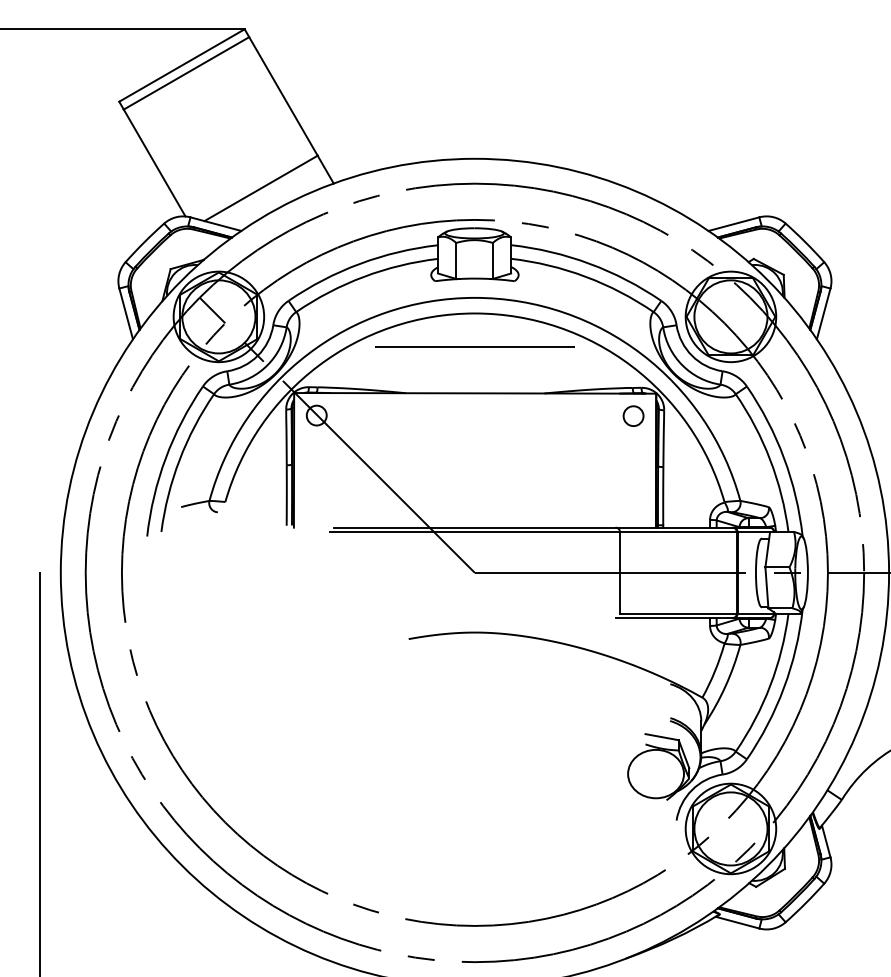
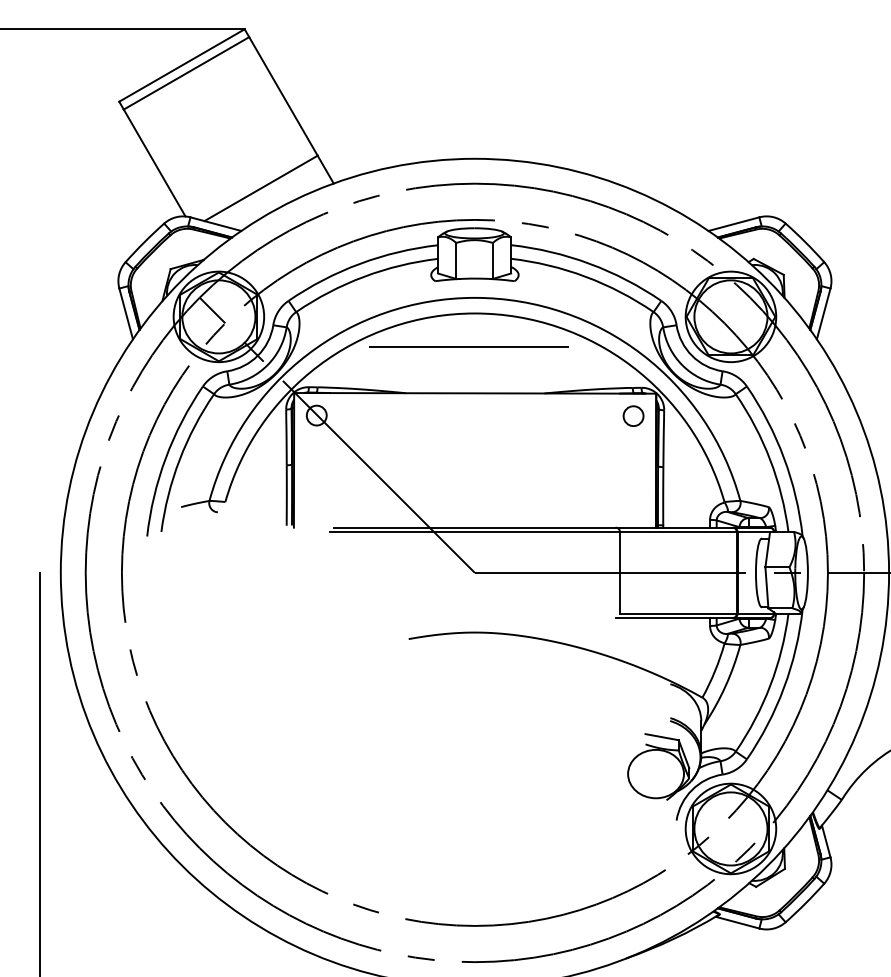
line position: (474, 346) -> (468, 346) (468, 346)
